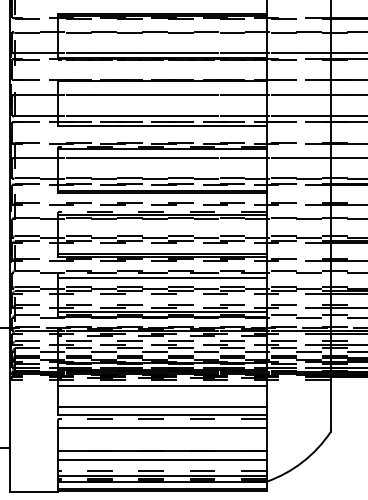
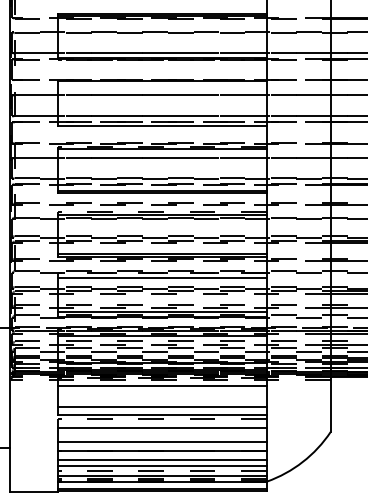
line: dashed -> solid (161, 335)
line: none -> present (161, 441)
line: none -> present (161, 465)
